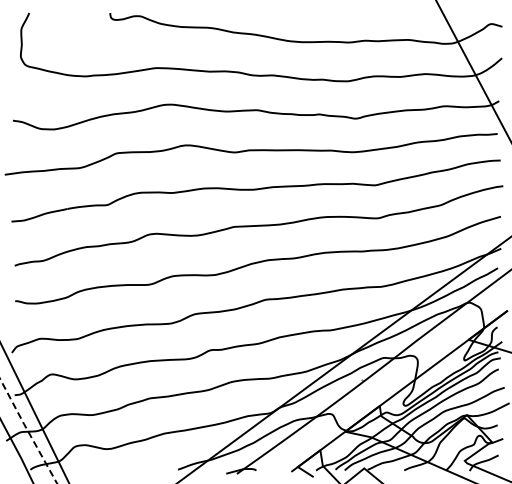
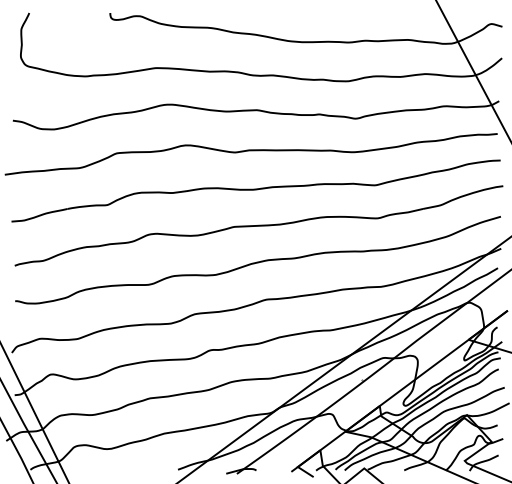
line: dashed -> solid (27, 431)
